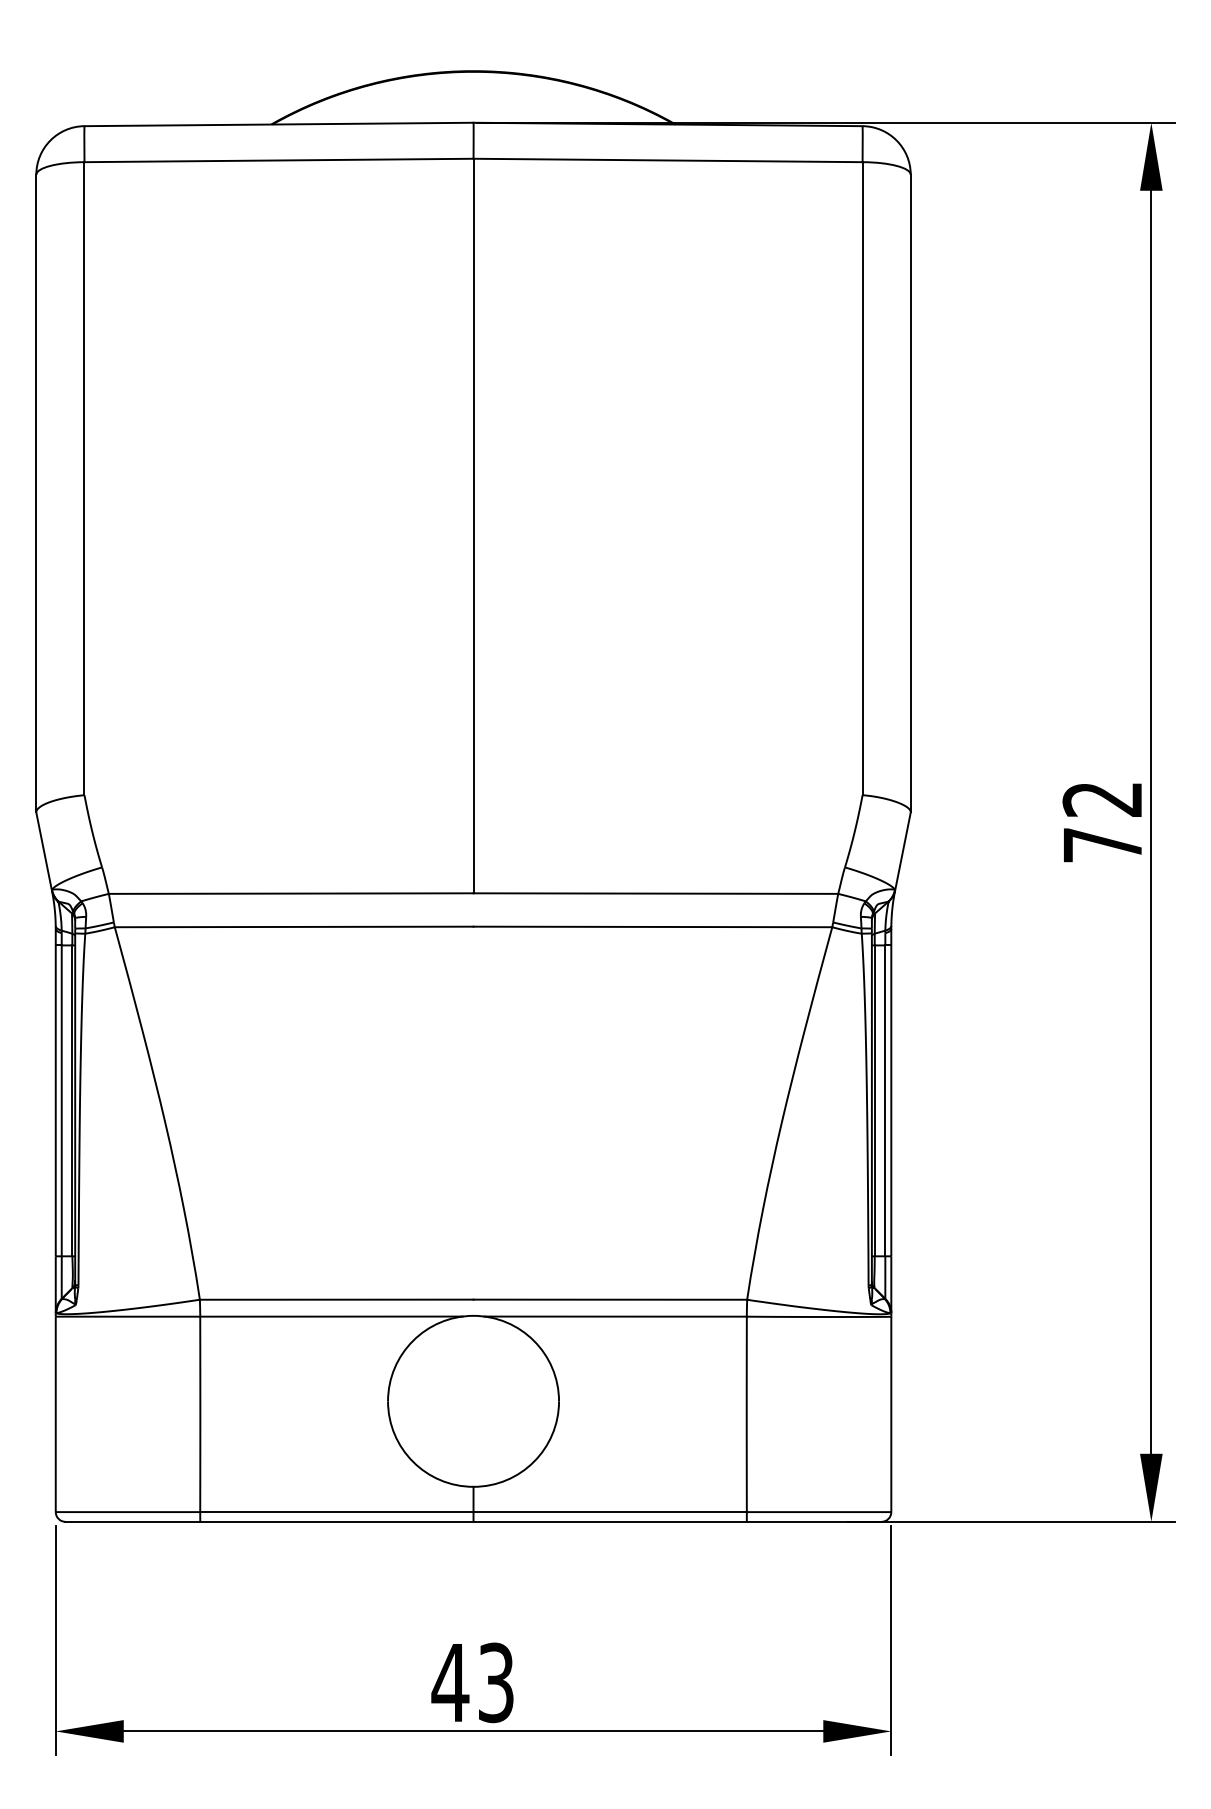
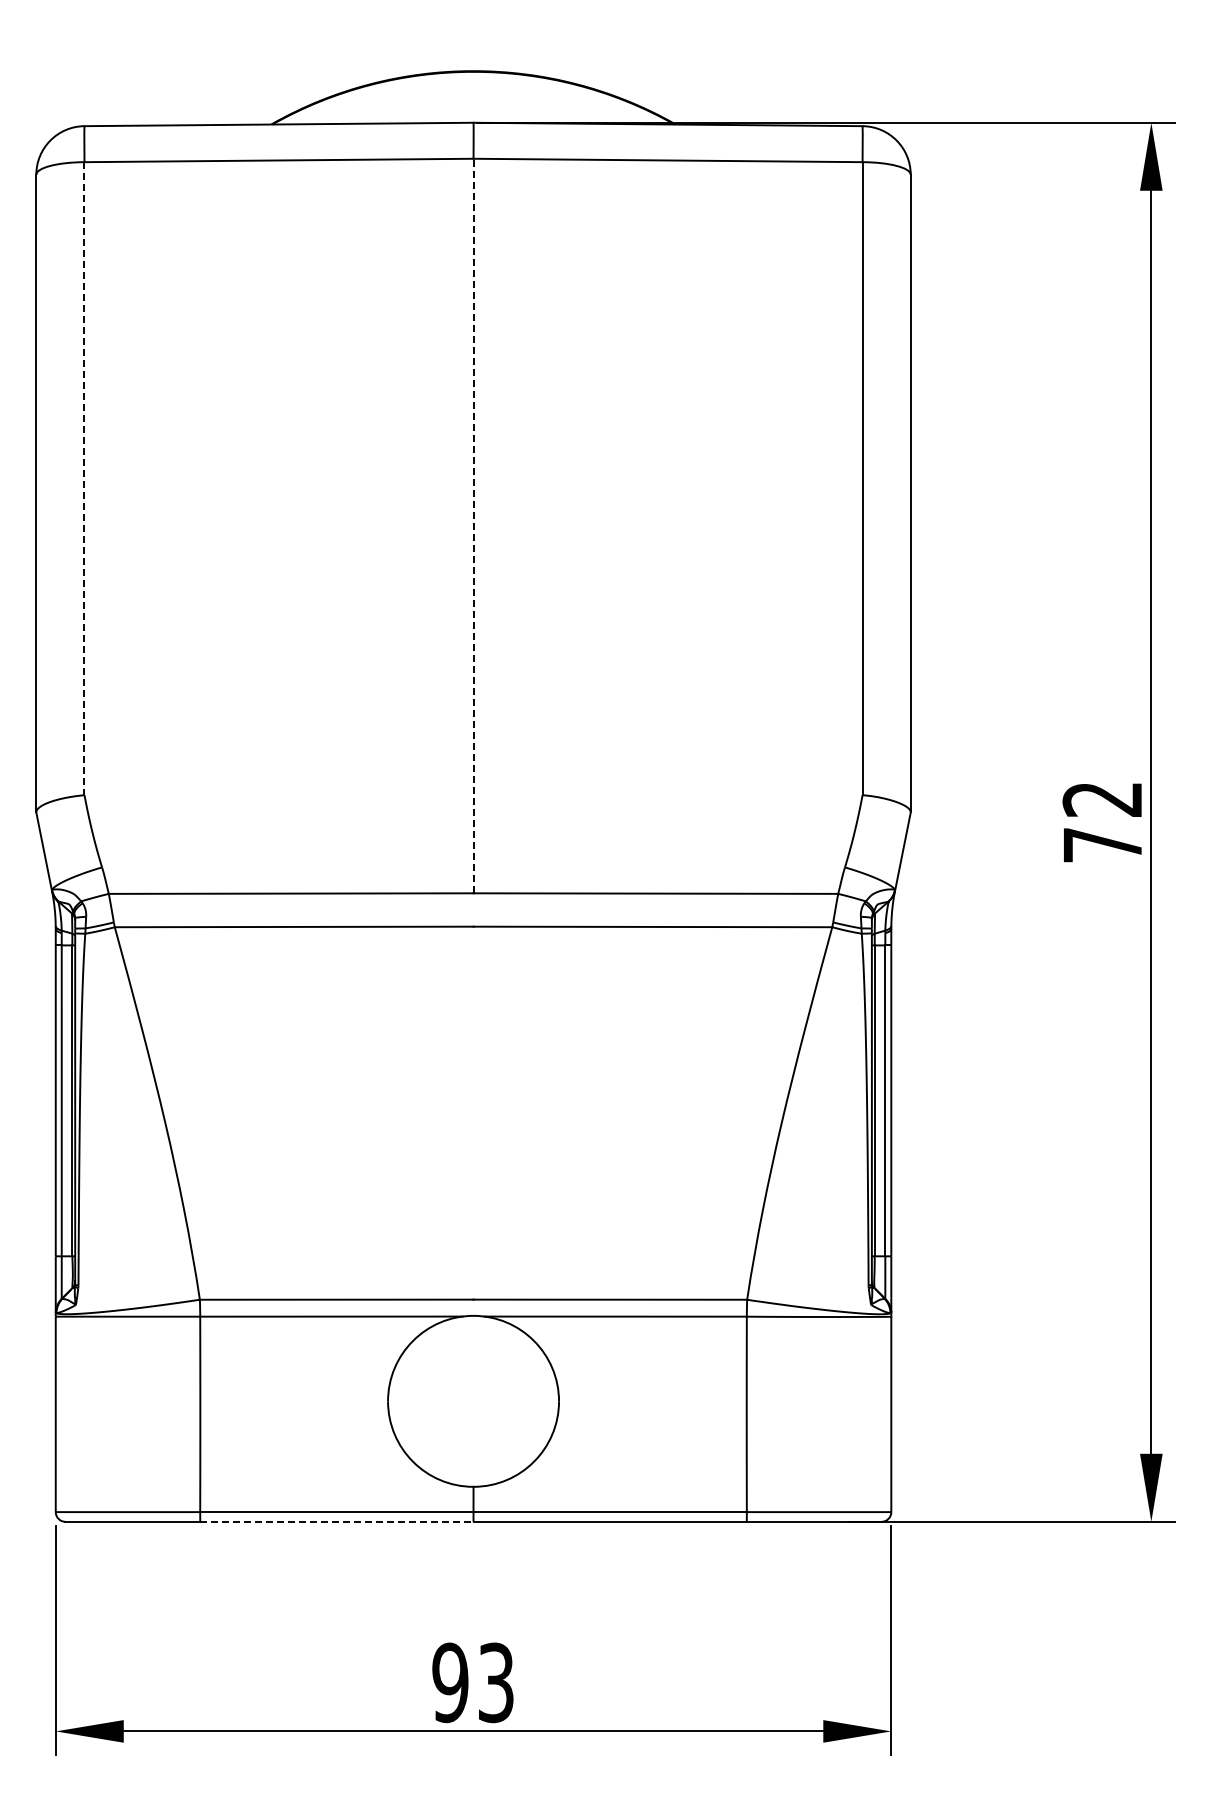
line: solid -> dashed (84, 478)
line: solid -> dashed (473, 525)
line: solid -> dashed (336, 1521)
text: 43 -> 93 (450, 1682)
